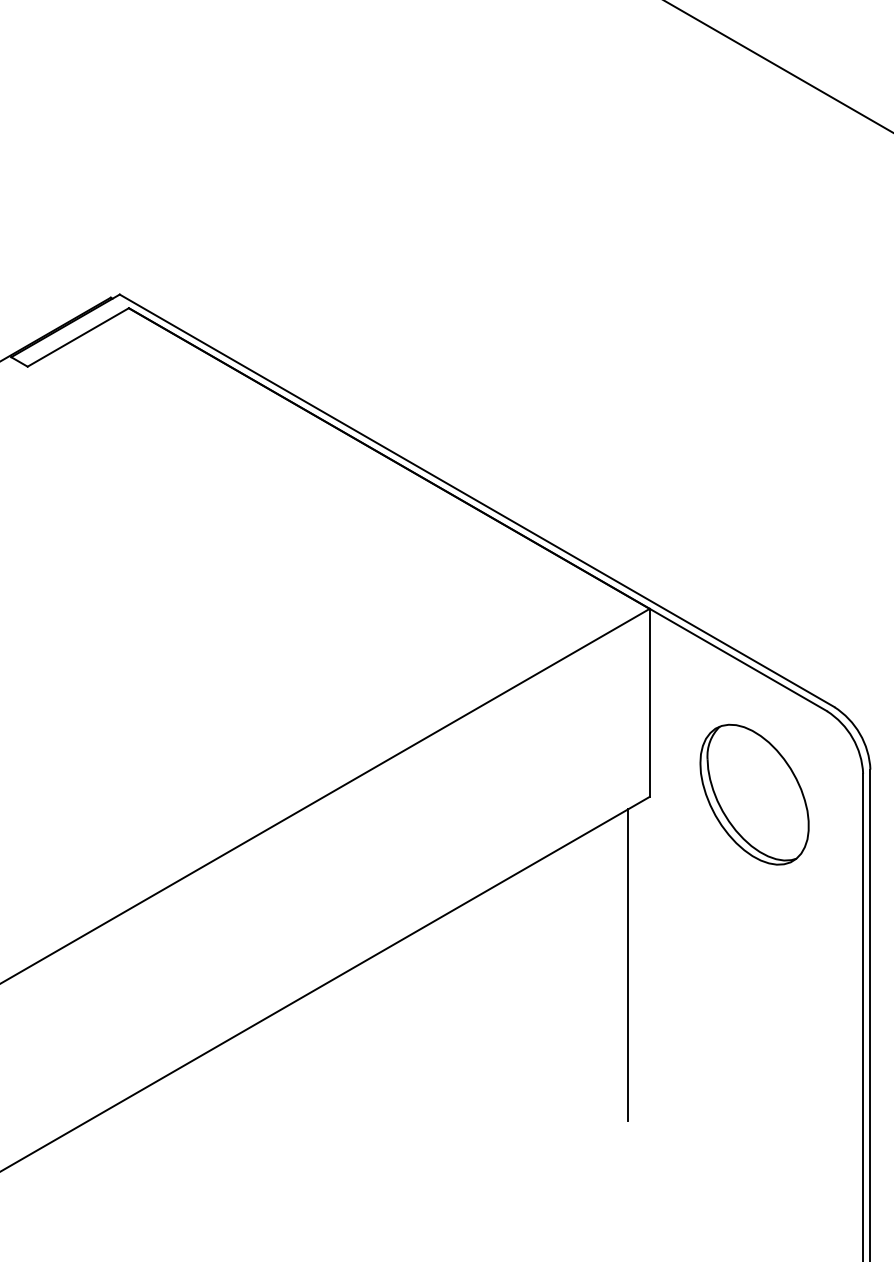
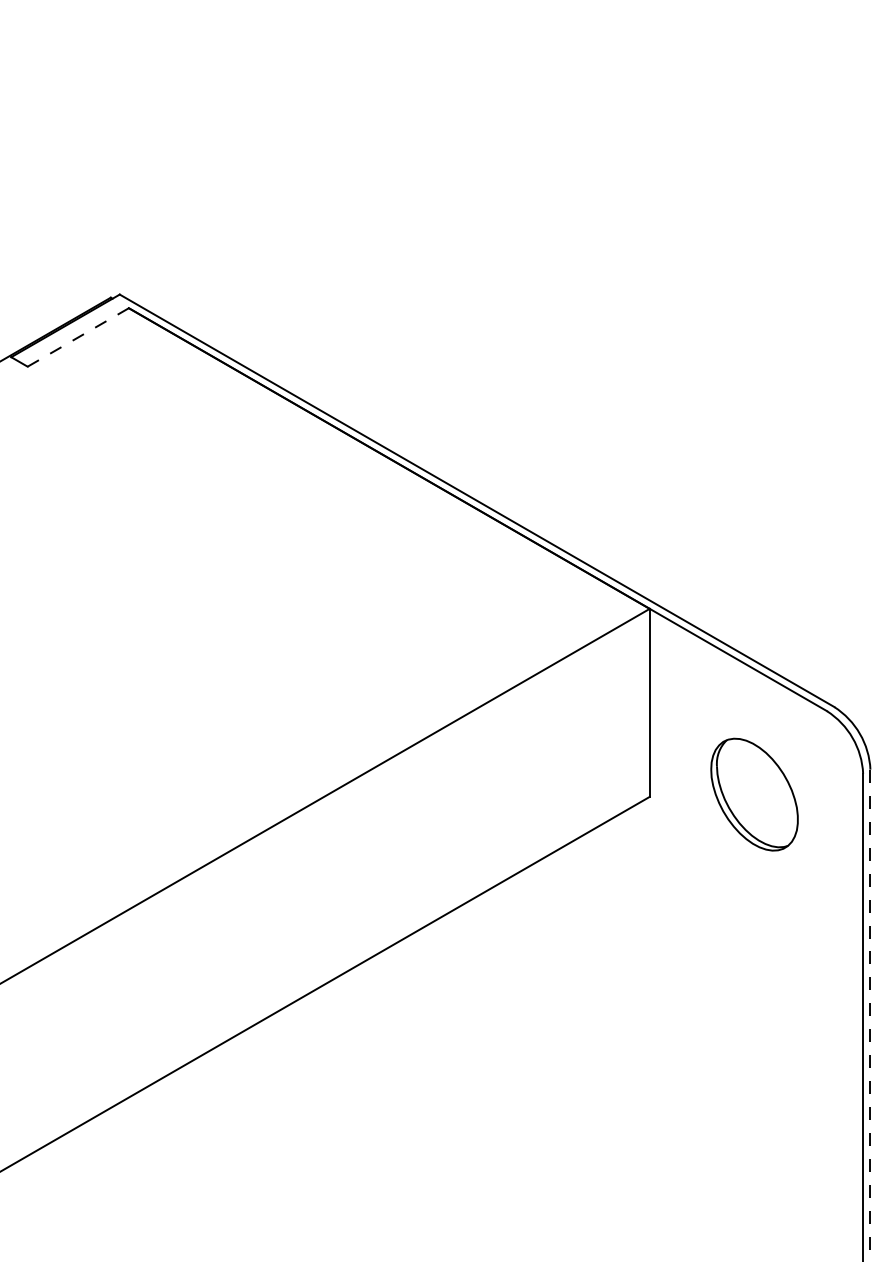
line: present -> none (778, 66)
line: solid -> dashed (78, 337)
part size: 111x143 px -> 89x115 px (754, 794)
line: present -> none (628, 964)
line: solid -> dashed (870, 1015)
